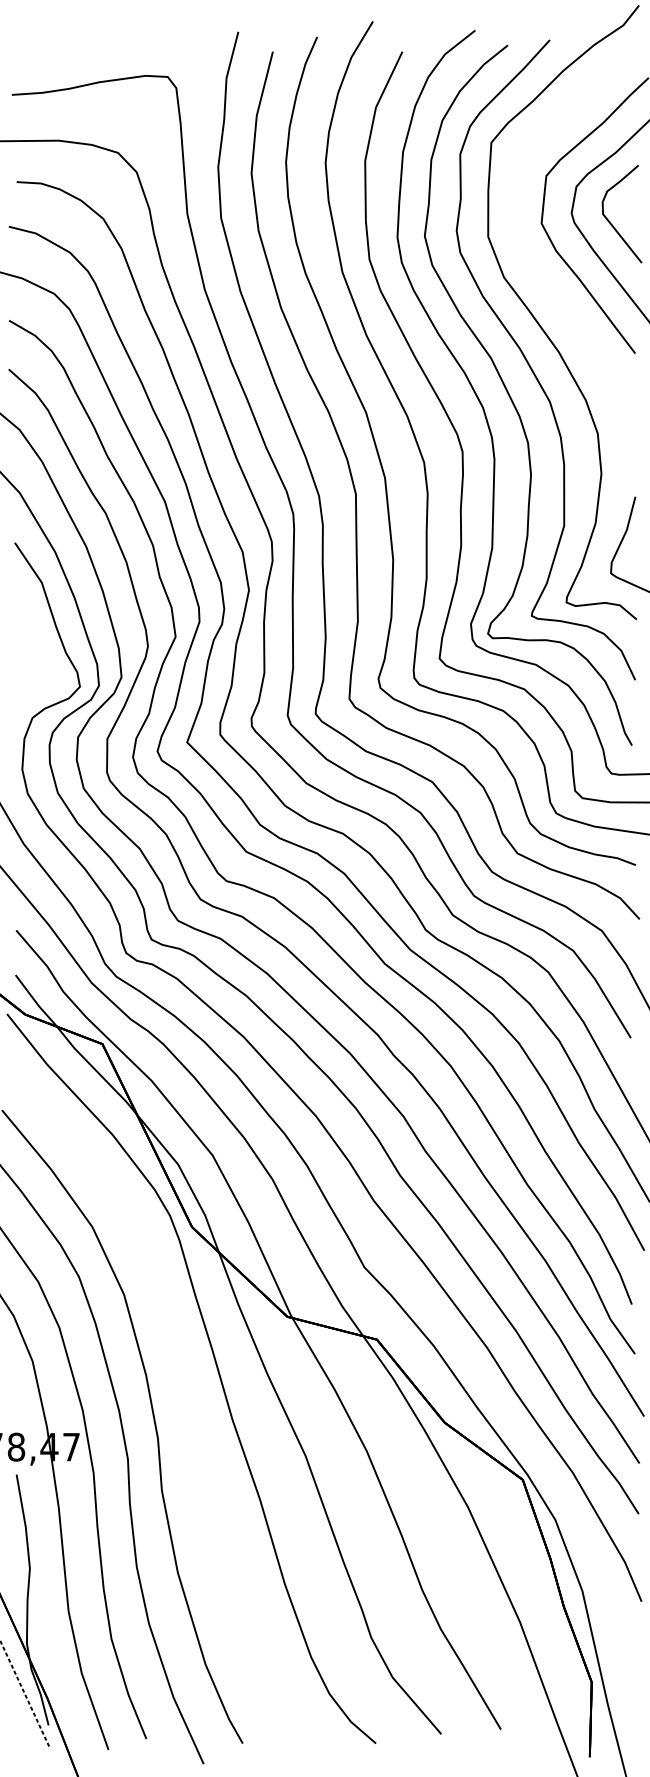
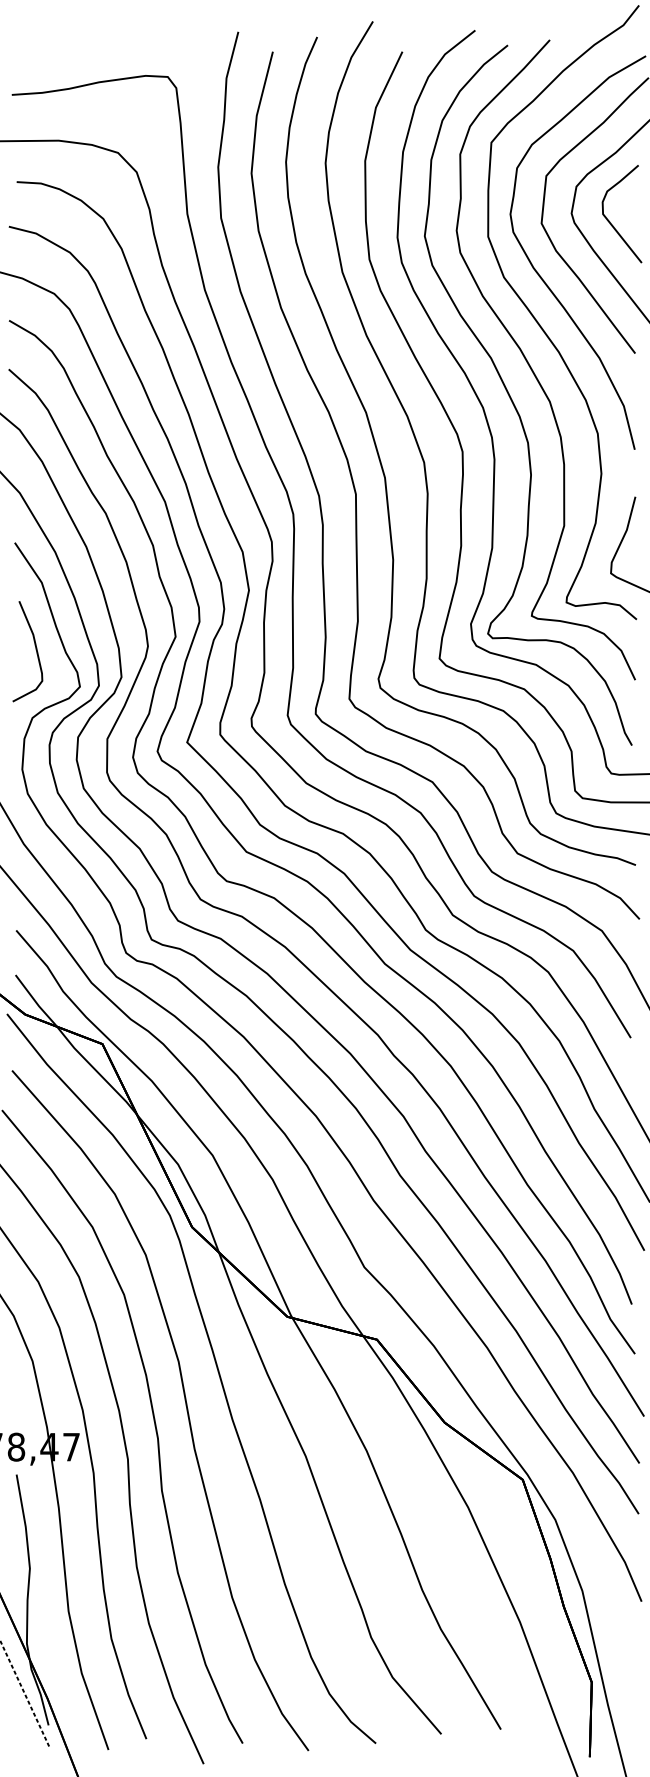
curve: none -> present (545, 281)
curve: none -> present (35, 649)
curve: none -> present (185, 1406)
